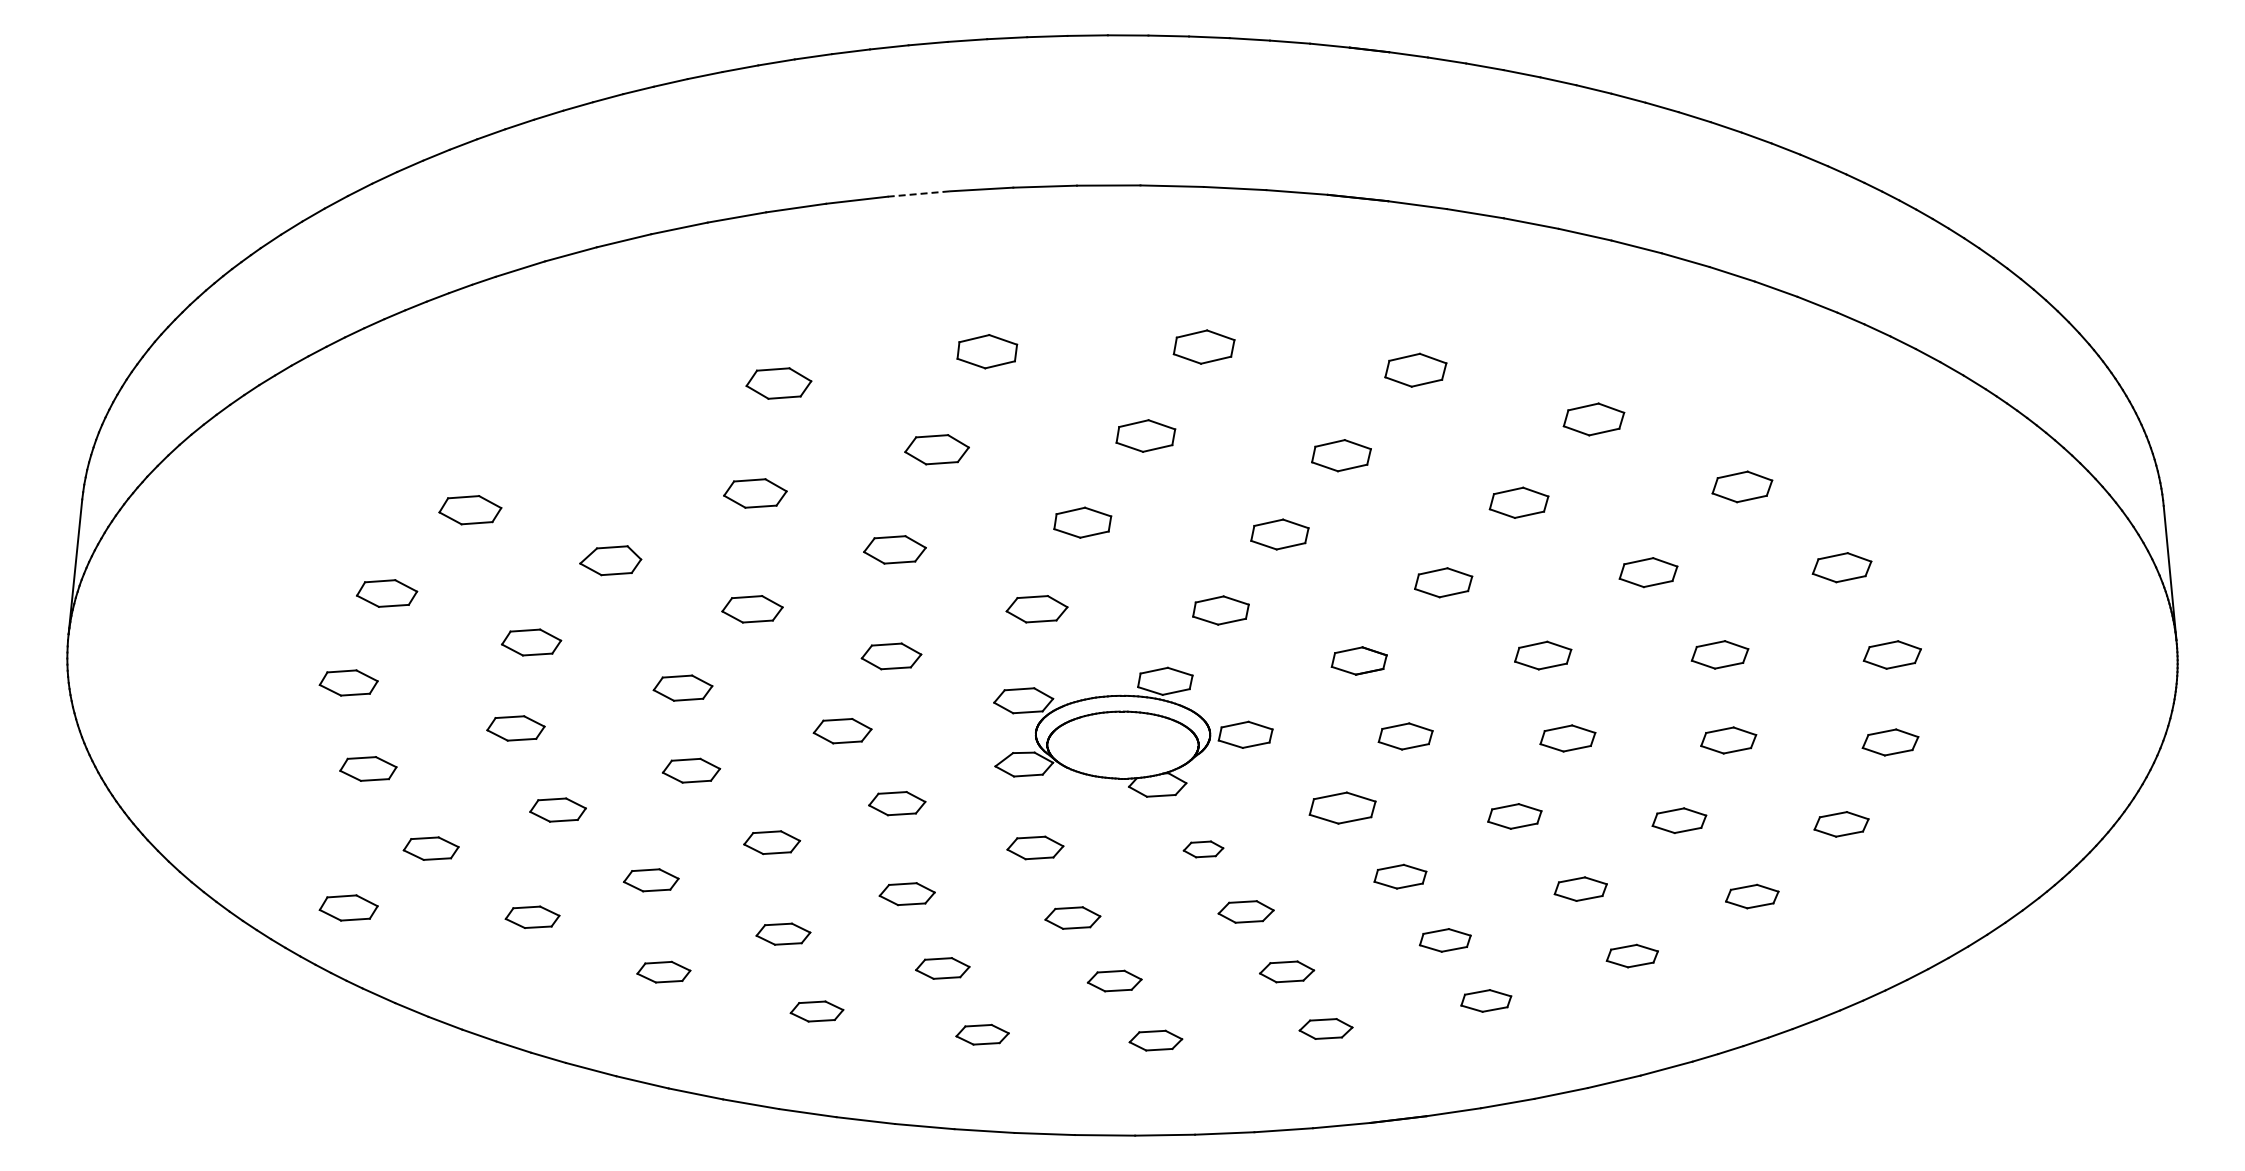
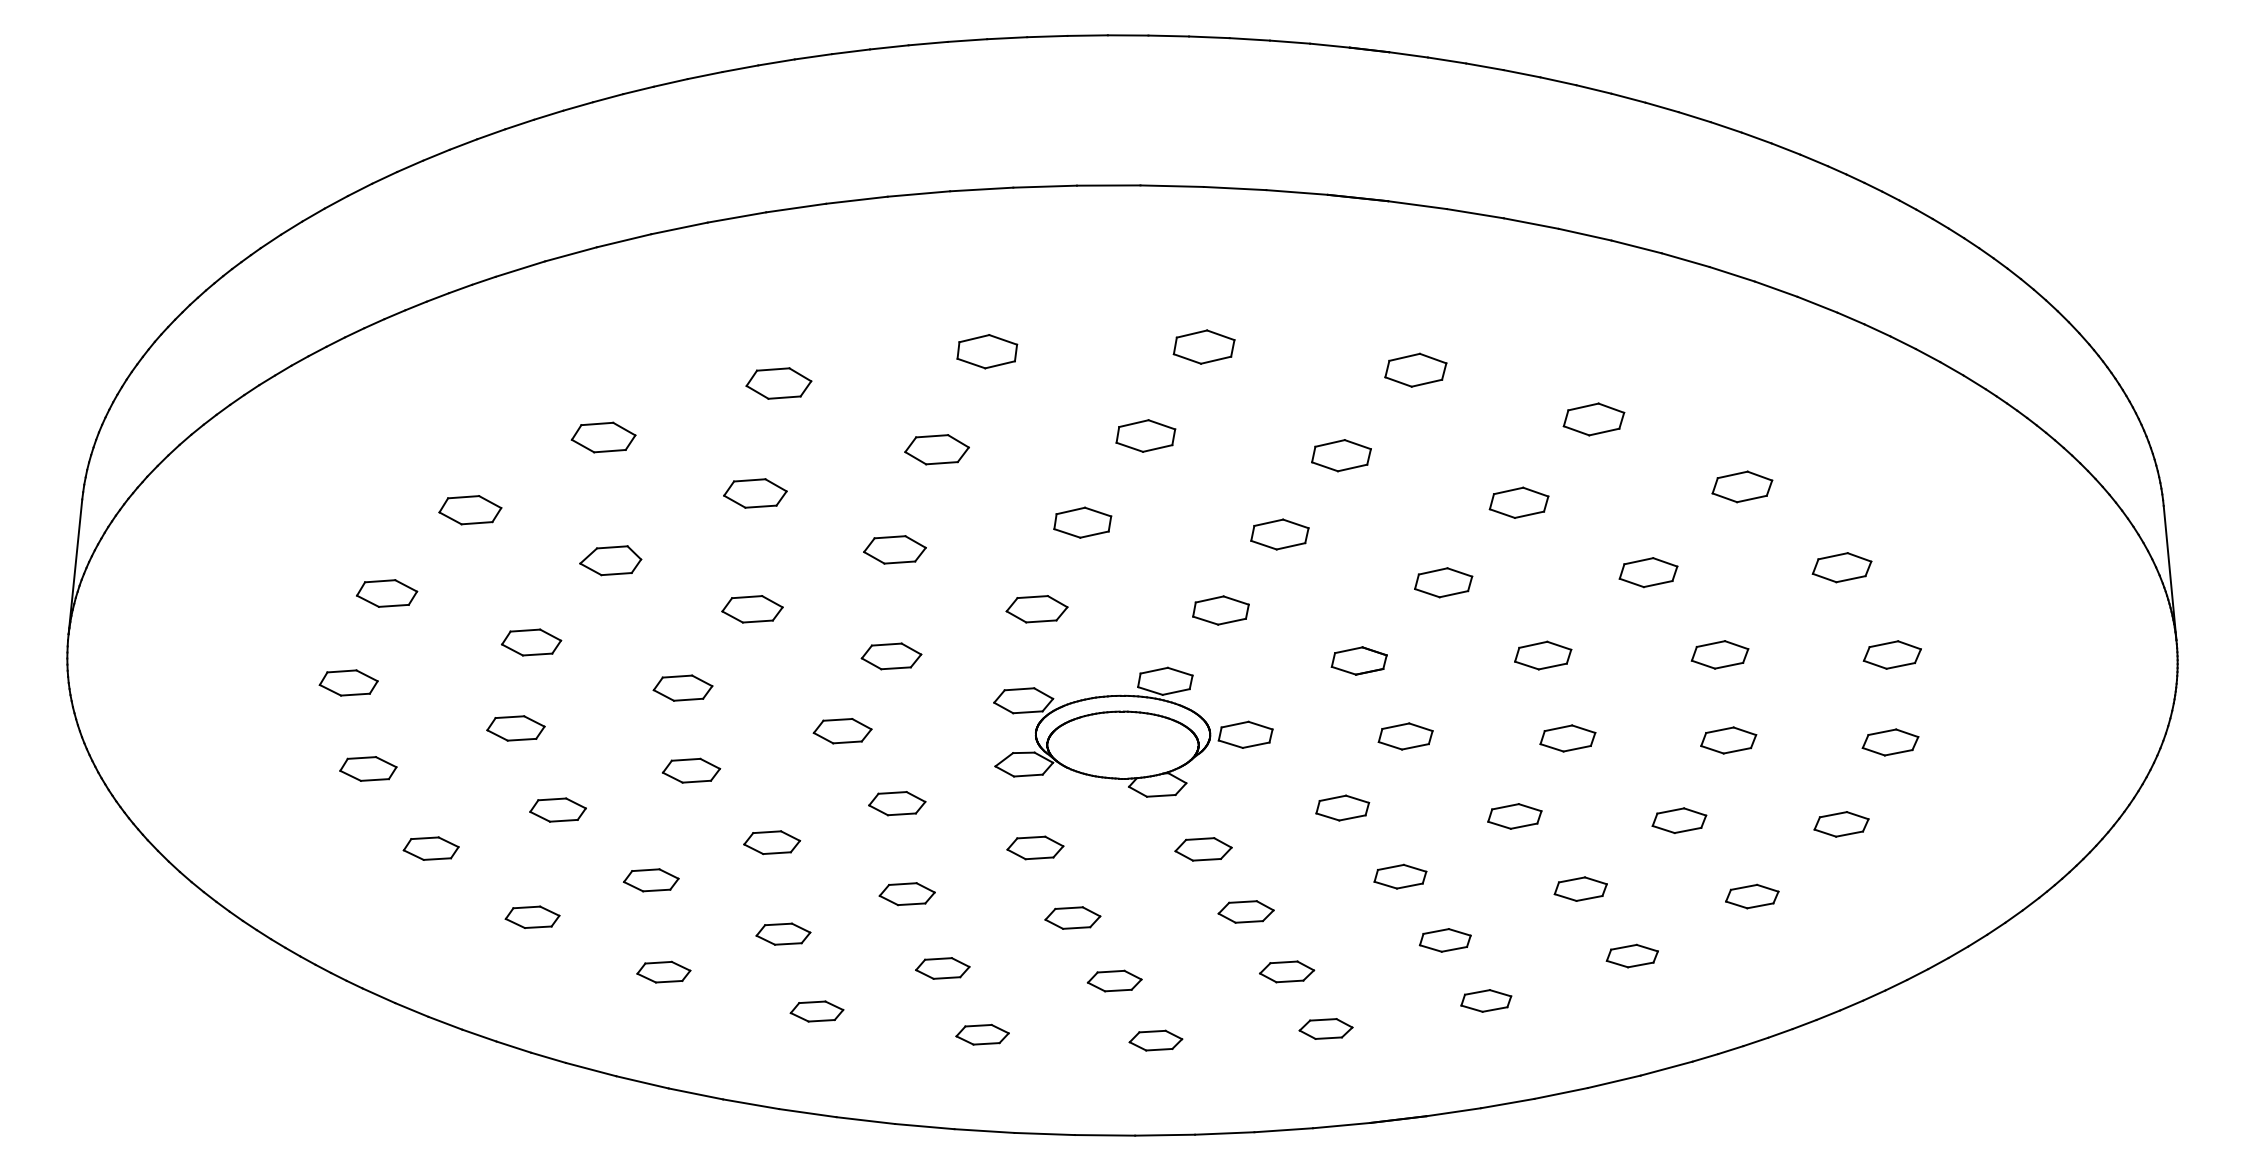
line: dashed -> solid (919, 193)
part: none -> present (603, 437)
part size: 69x34 px -> 56x28 px (1342, 807)
part size: 43x19 px -> 59x25 px (1203, 849)
part: present -> none (348, 907)
